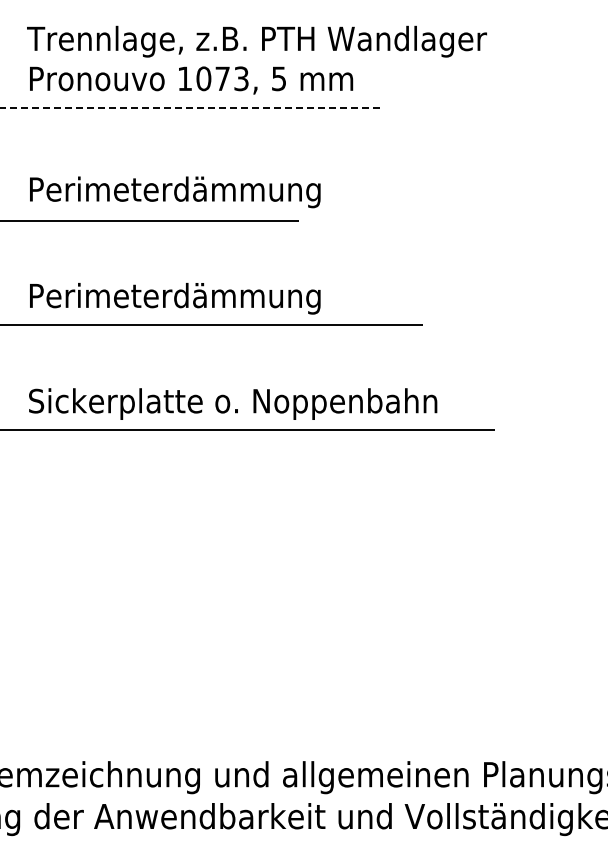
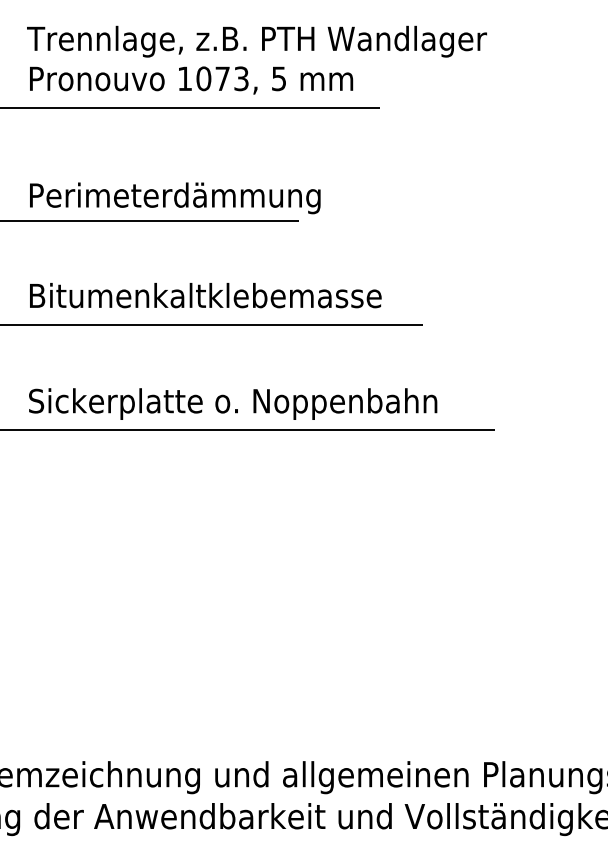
line: dashed -> solid (189, 107)
text position: (175, 192) -> (175, 198) (175, 198)
text: Perimeterdämmung -> Bitumenkaltklebemasse (206, 298)
